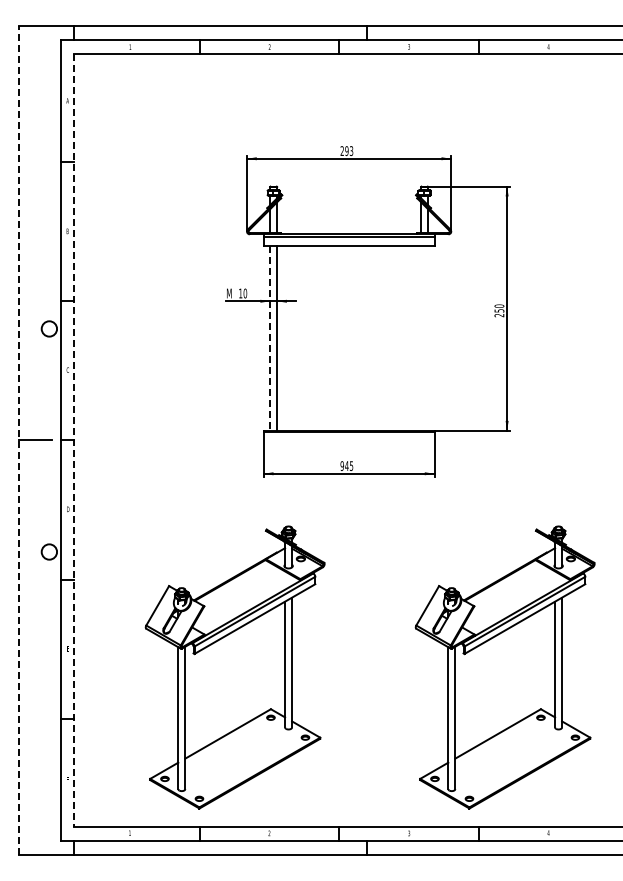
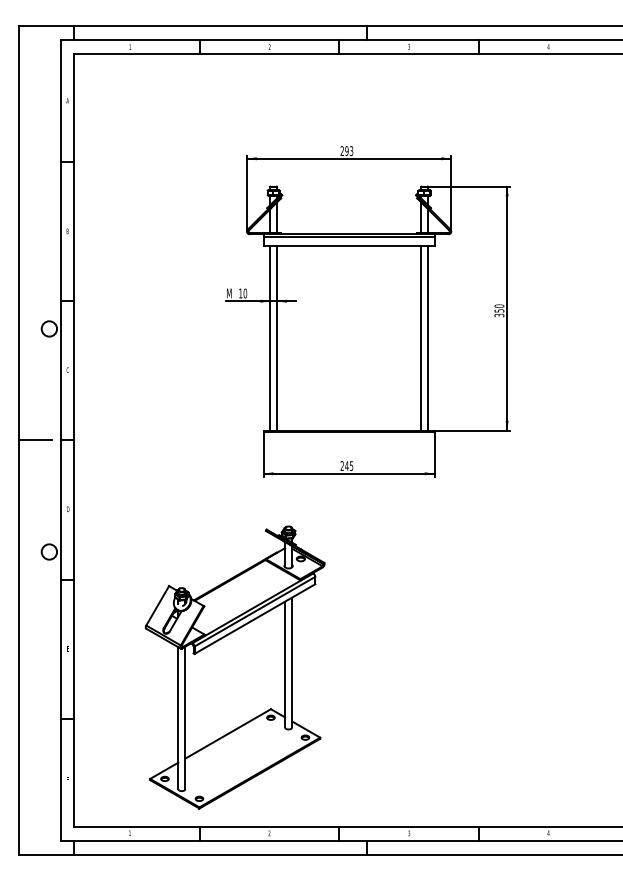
text: 250 -> 350 (499, 315)
line: dashed -> solid (270, 338)
line: none -> present (421, 338)
line: none -> present (428, 338)
line: dashed -> solid (18, 440)
line: dashed -> solid (74, 440)
text: 945 -> 245 (342, 465)
part: present -> none (504, 667)
